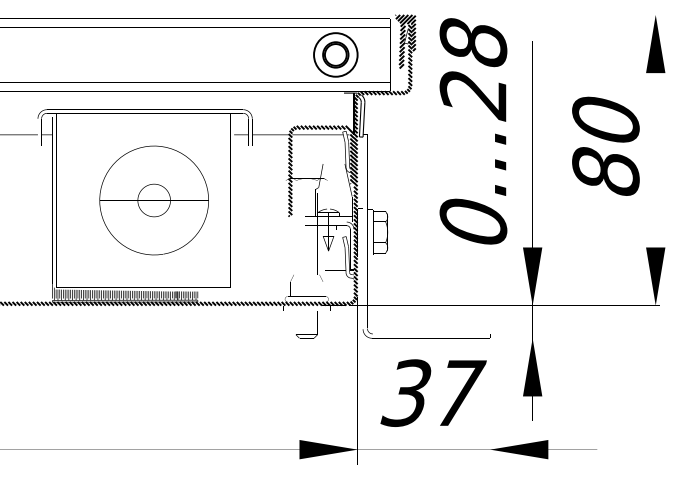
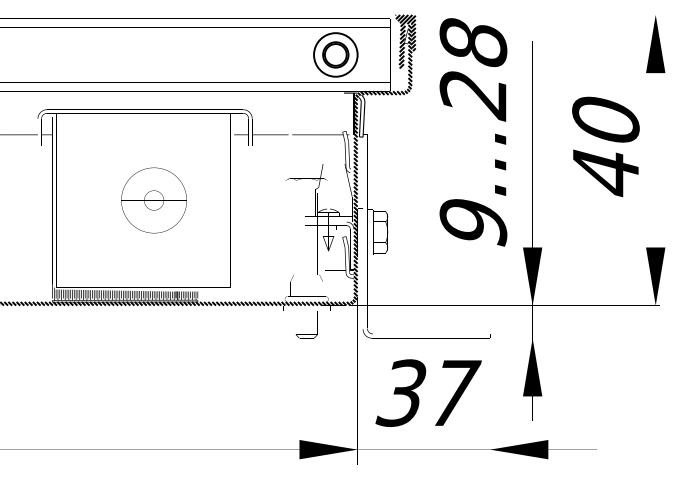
hatch: present -> none (320, 170)
text: 80 -> 40 (605, 172)
part size: 110x111 px -> 66x67 px (153, 200)
text: 0...28 -> 9...28 (473, 222)
text position: (433, 392) -> (428, 392) (428, 392)
